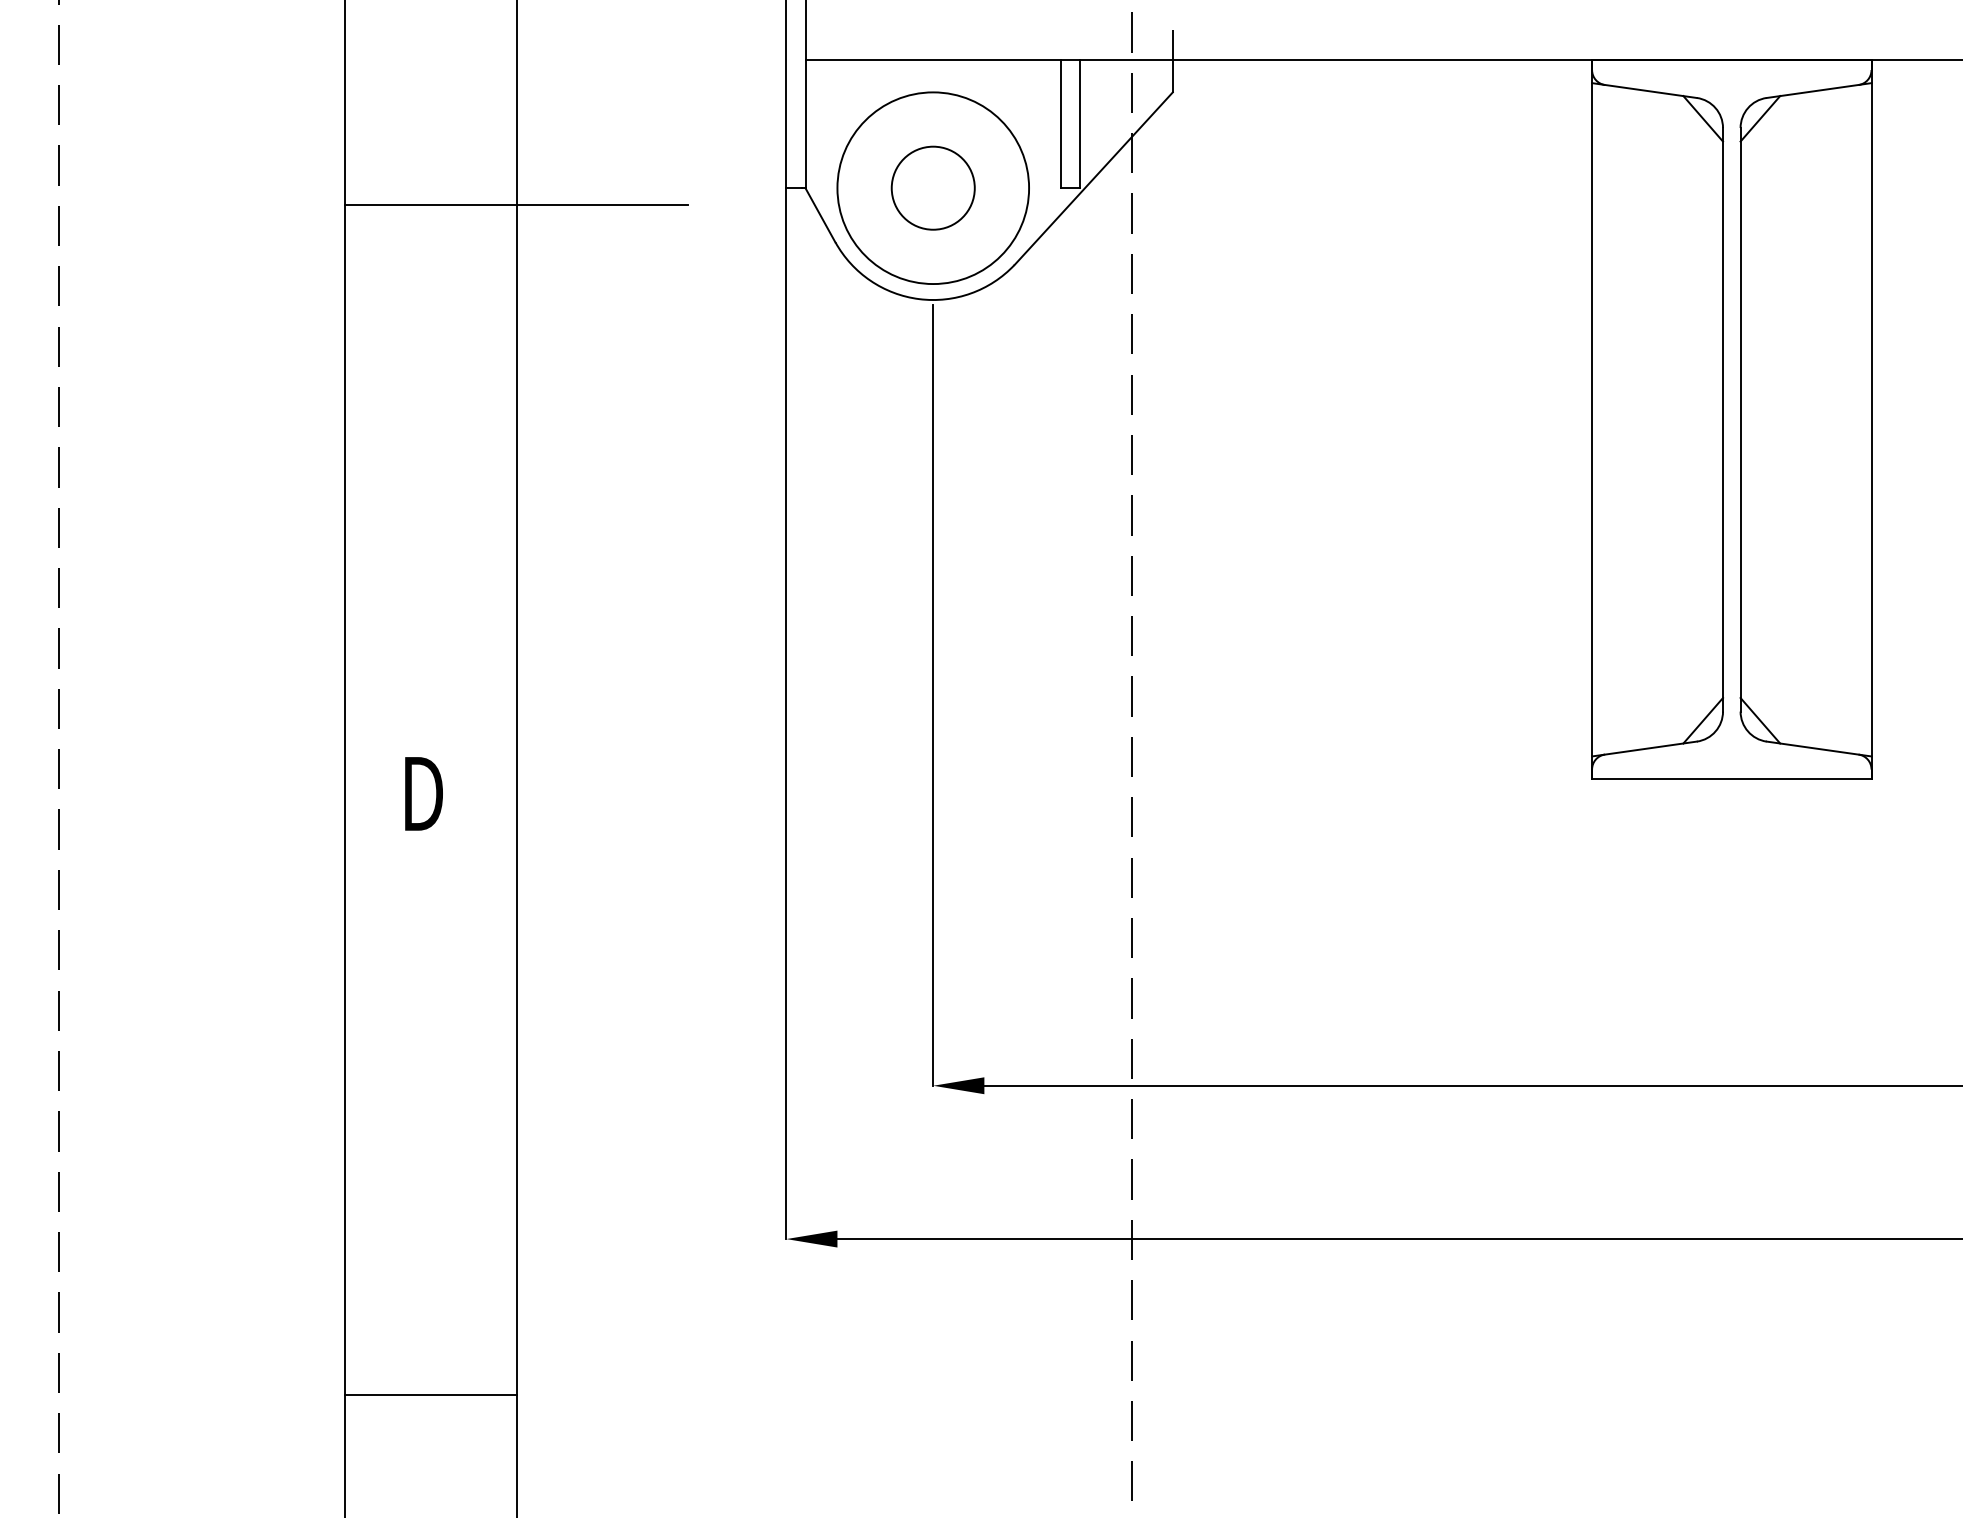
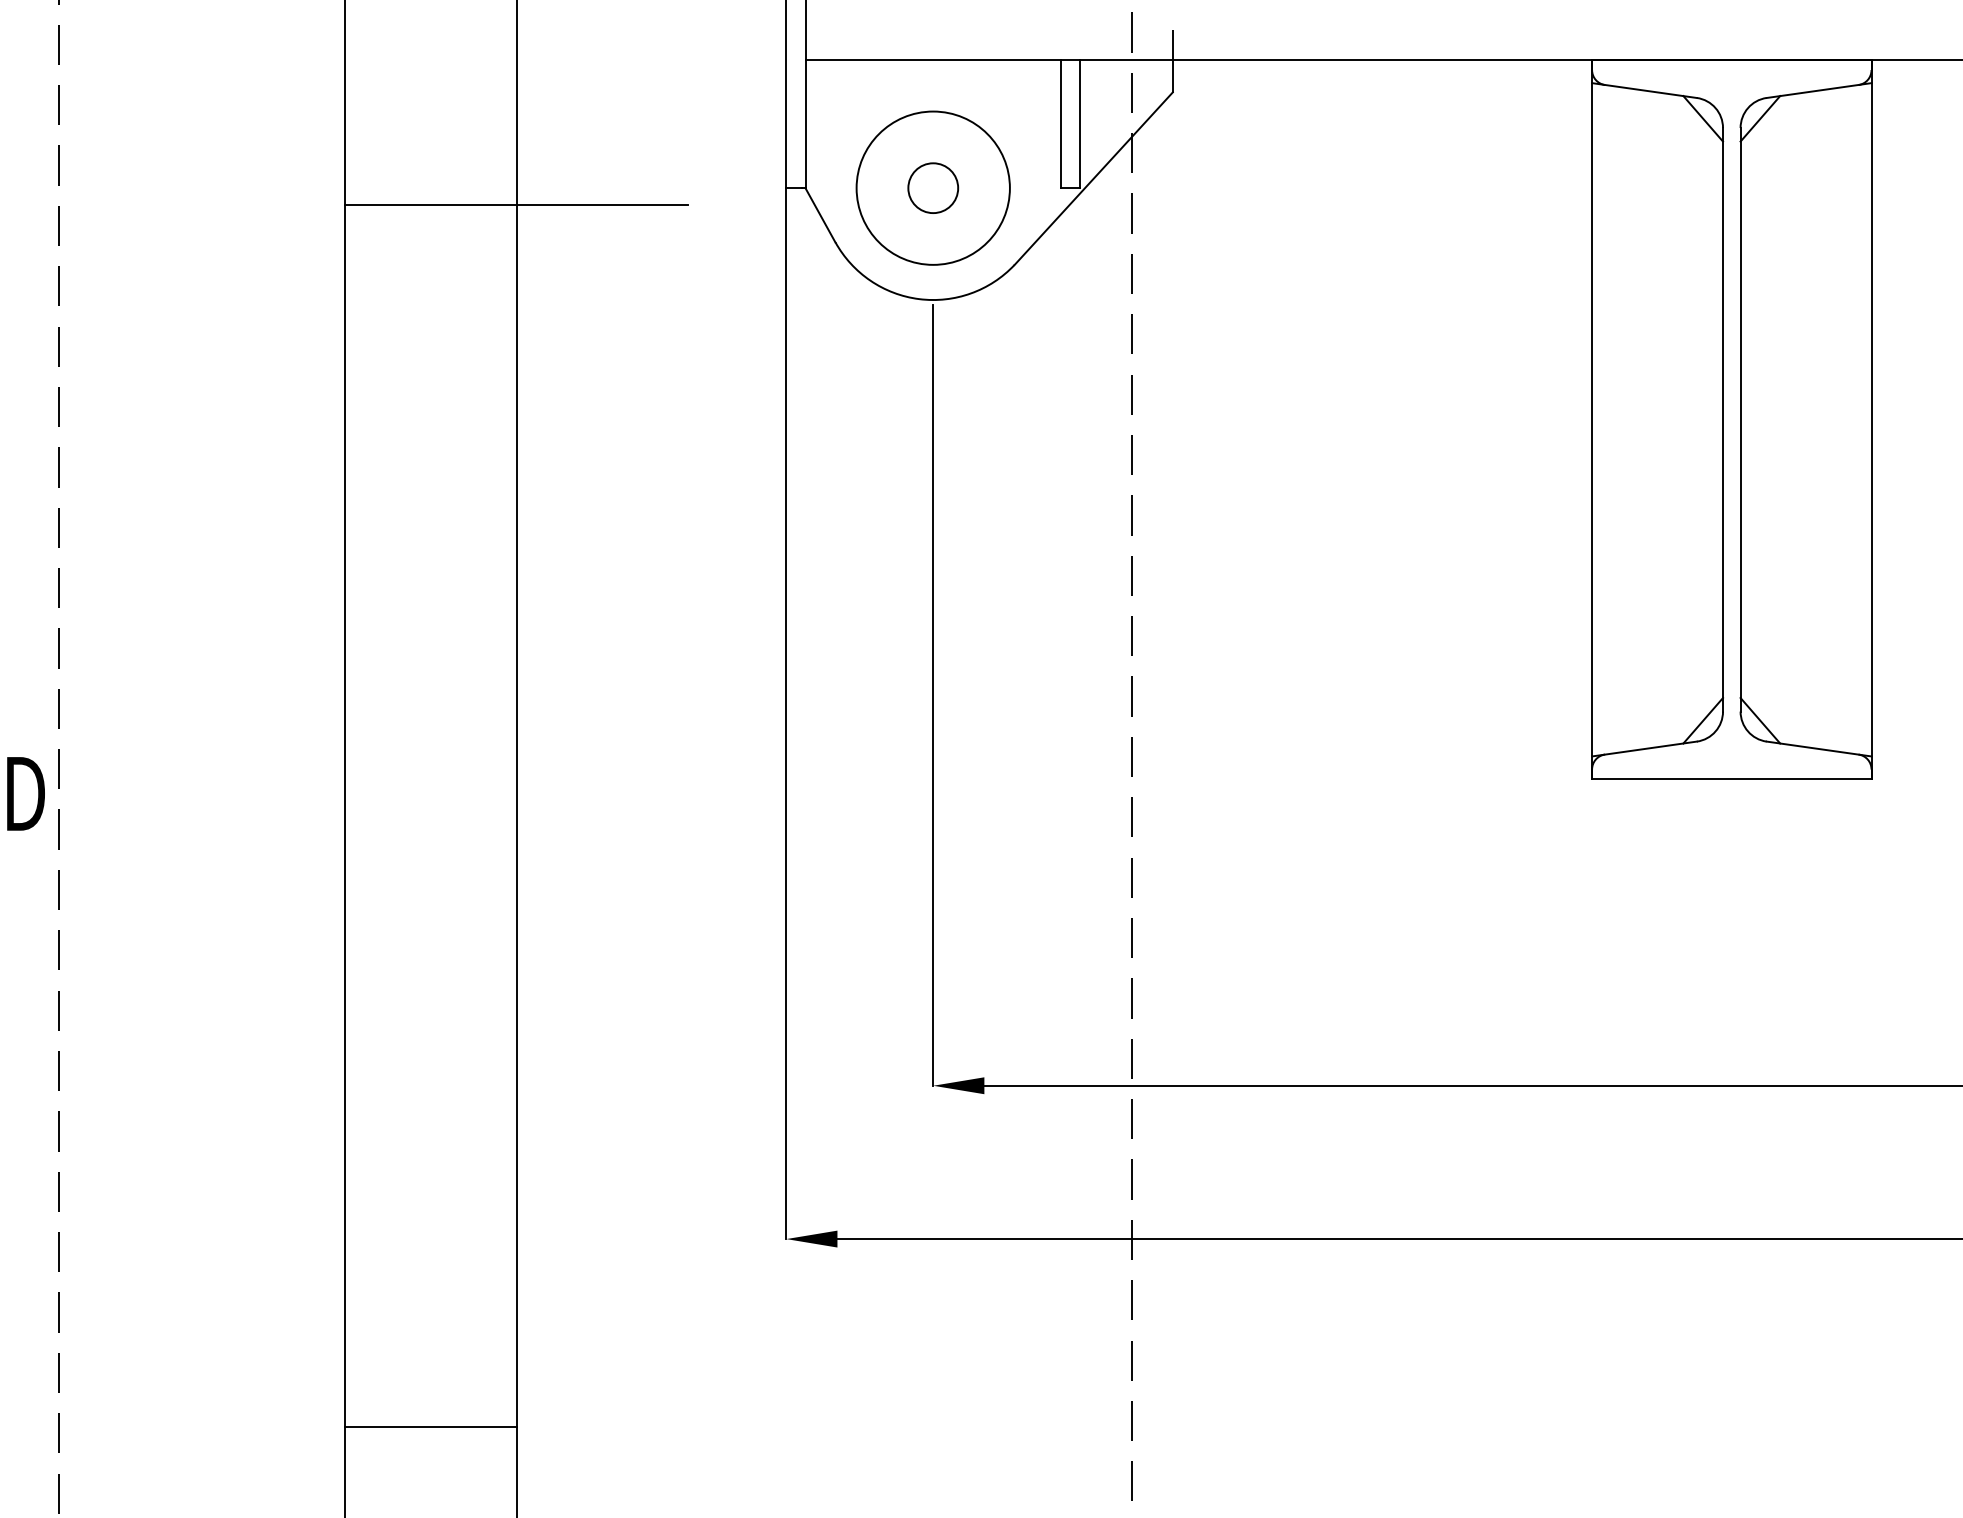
circle diameter: 83 px -> 50 px (933, 188)
circle diameter: 192 px -> 153 px (932, 187)
text position: (423, 793) -> (25, 793) (25, 793)
line position: (430, 1395) -> (430, 1427) (430, 1427)
